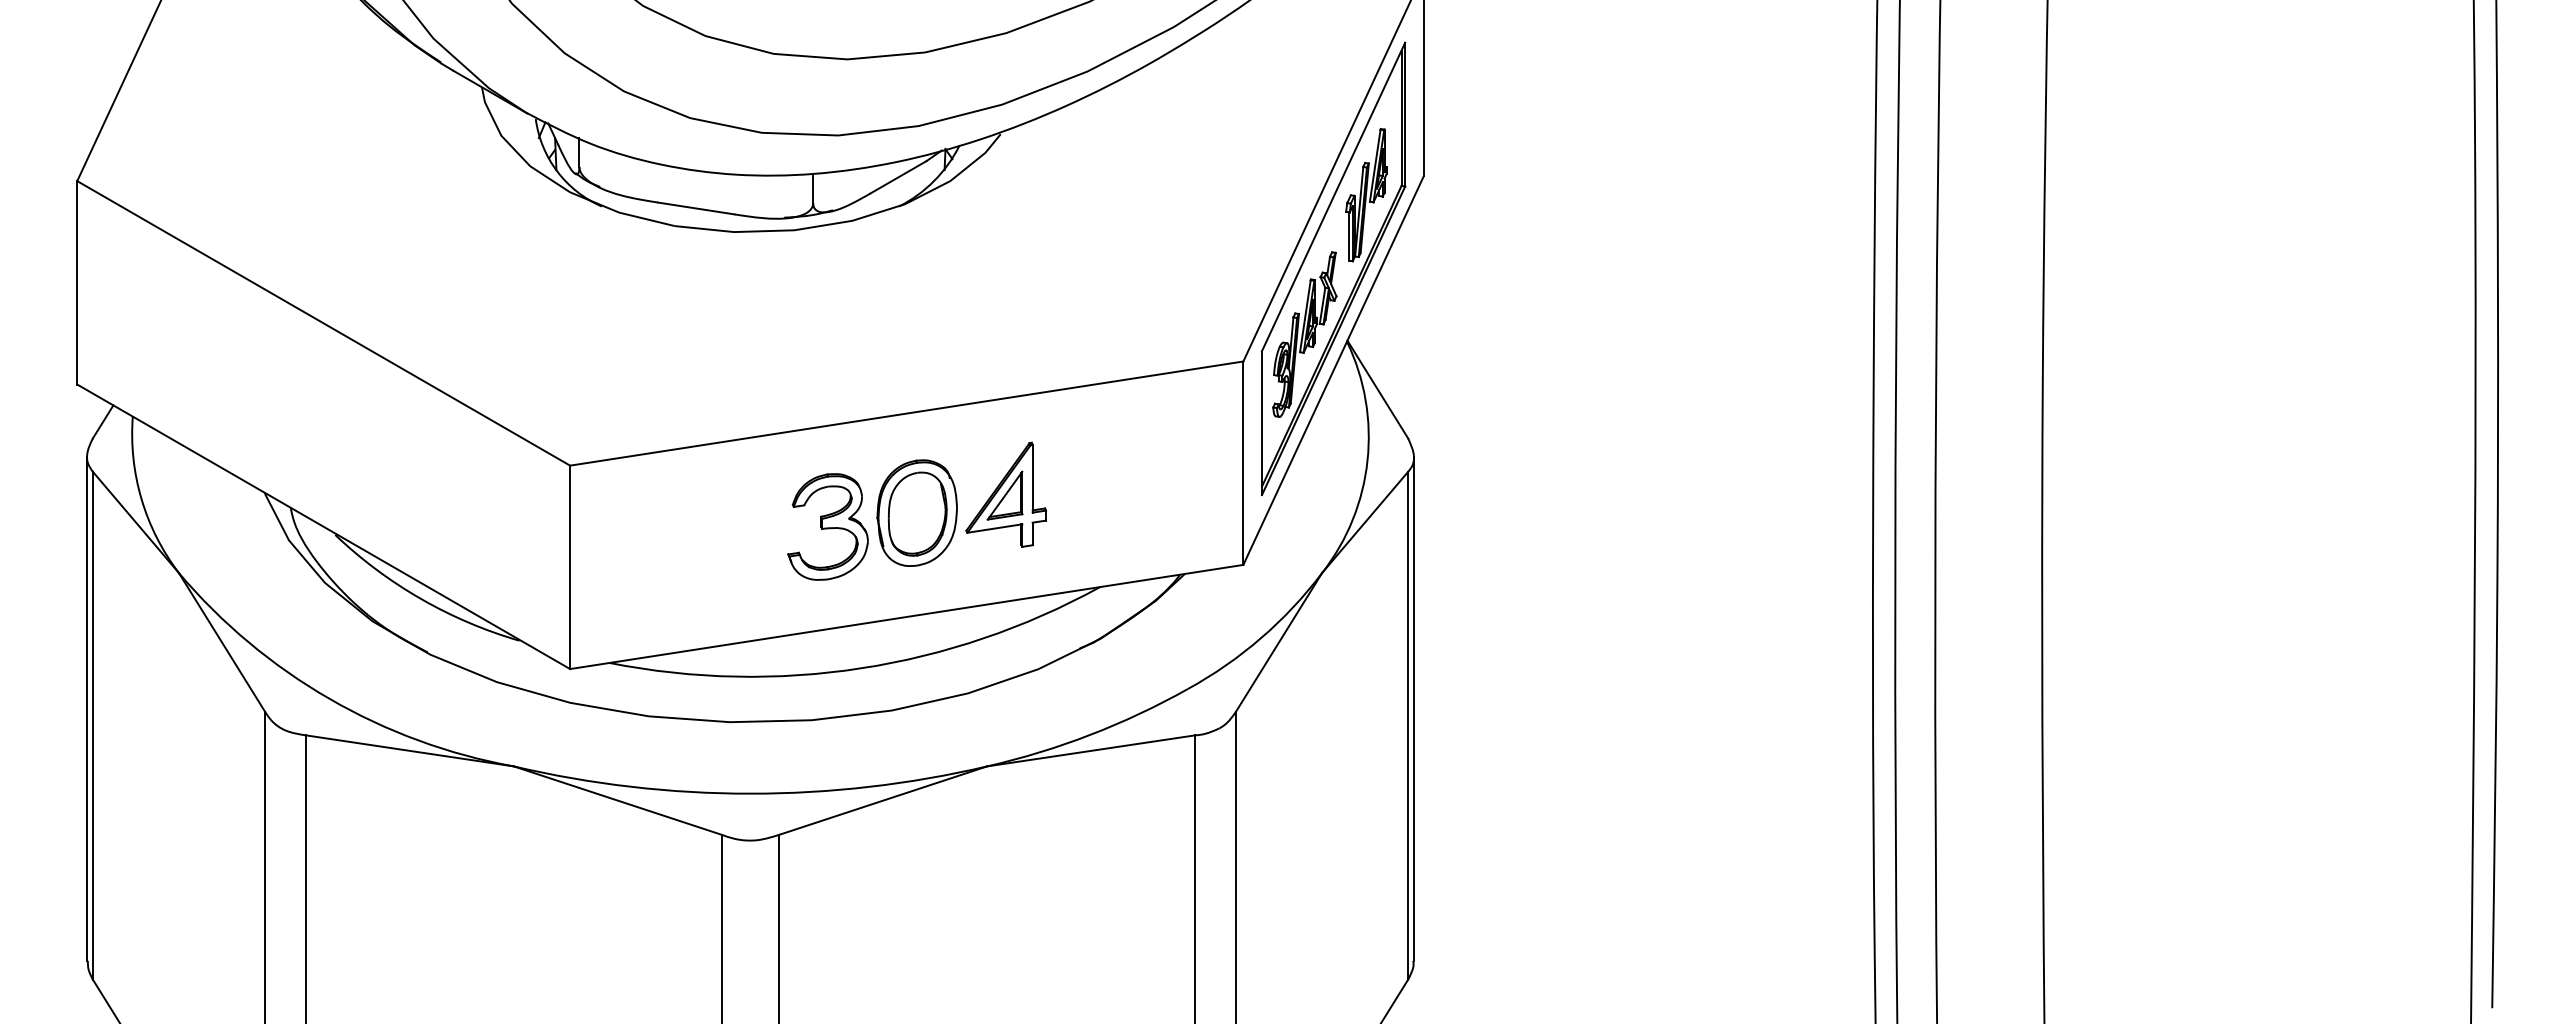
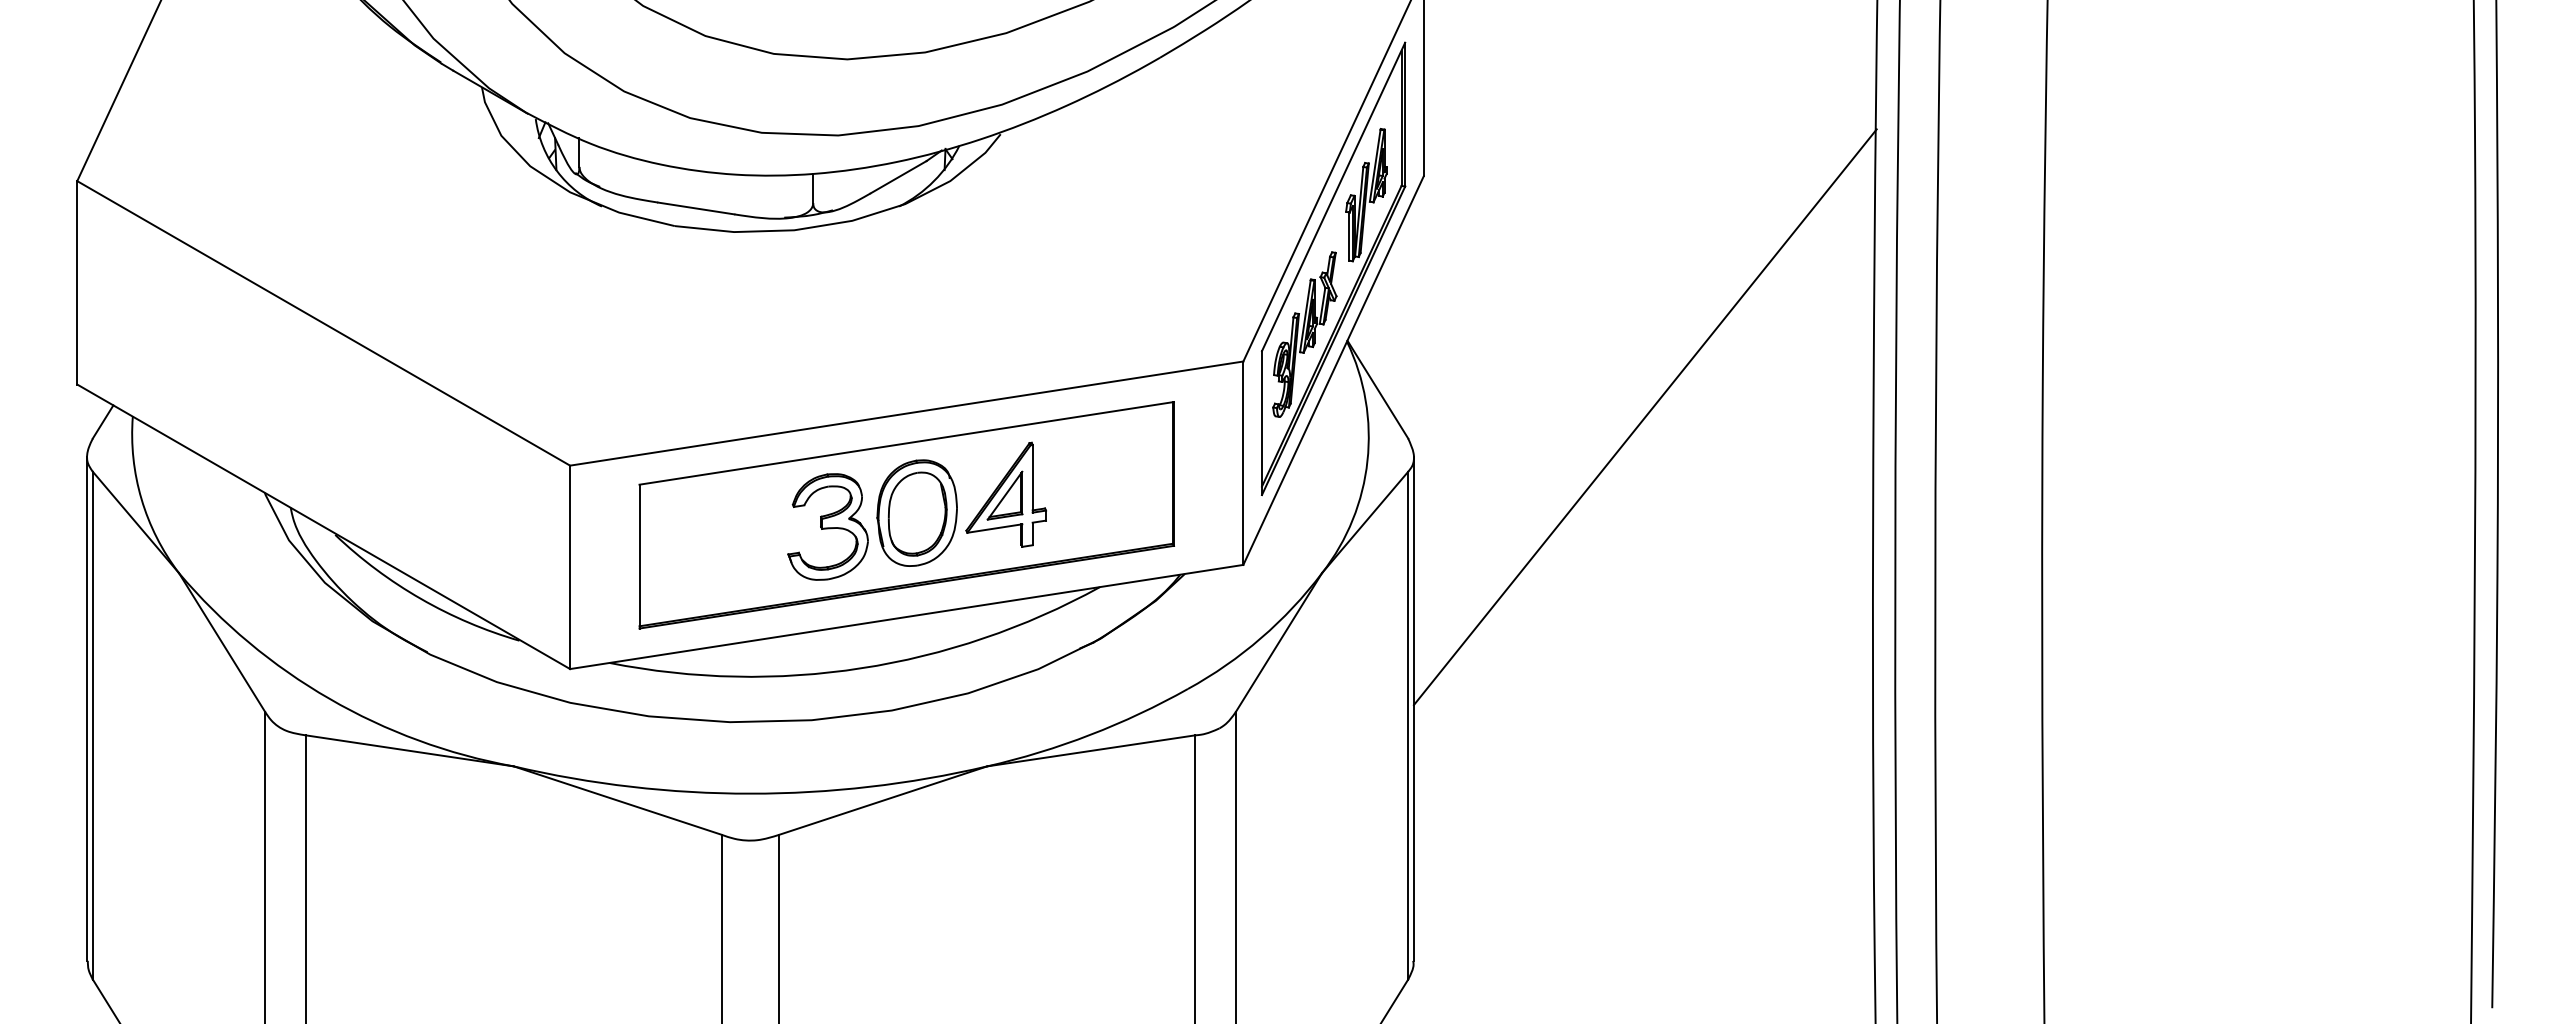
line: none -> present (1644, 417)
part: none -> present (906, 515)
